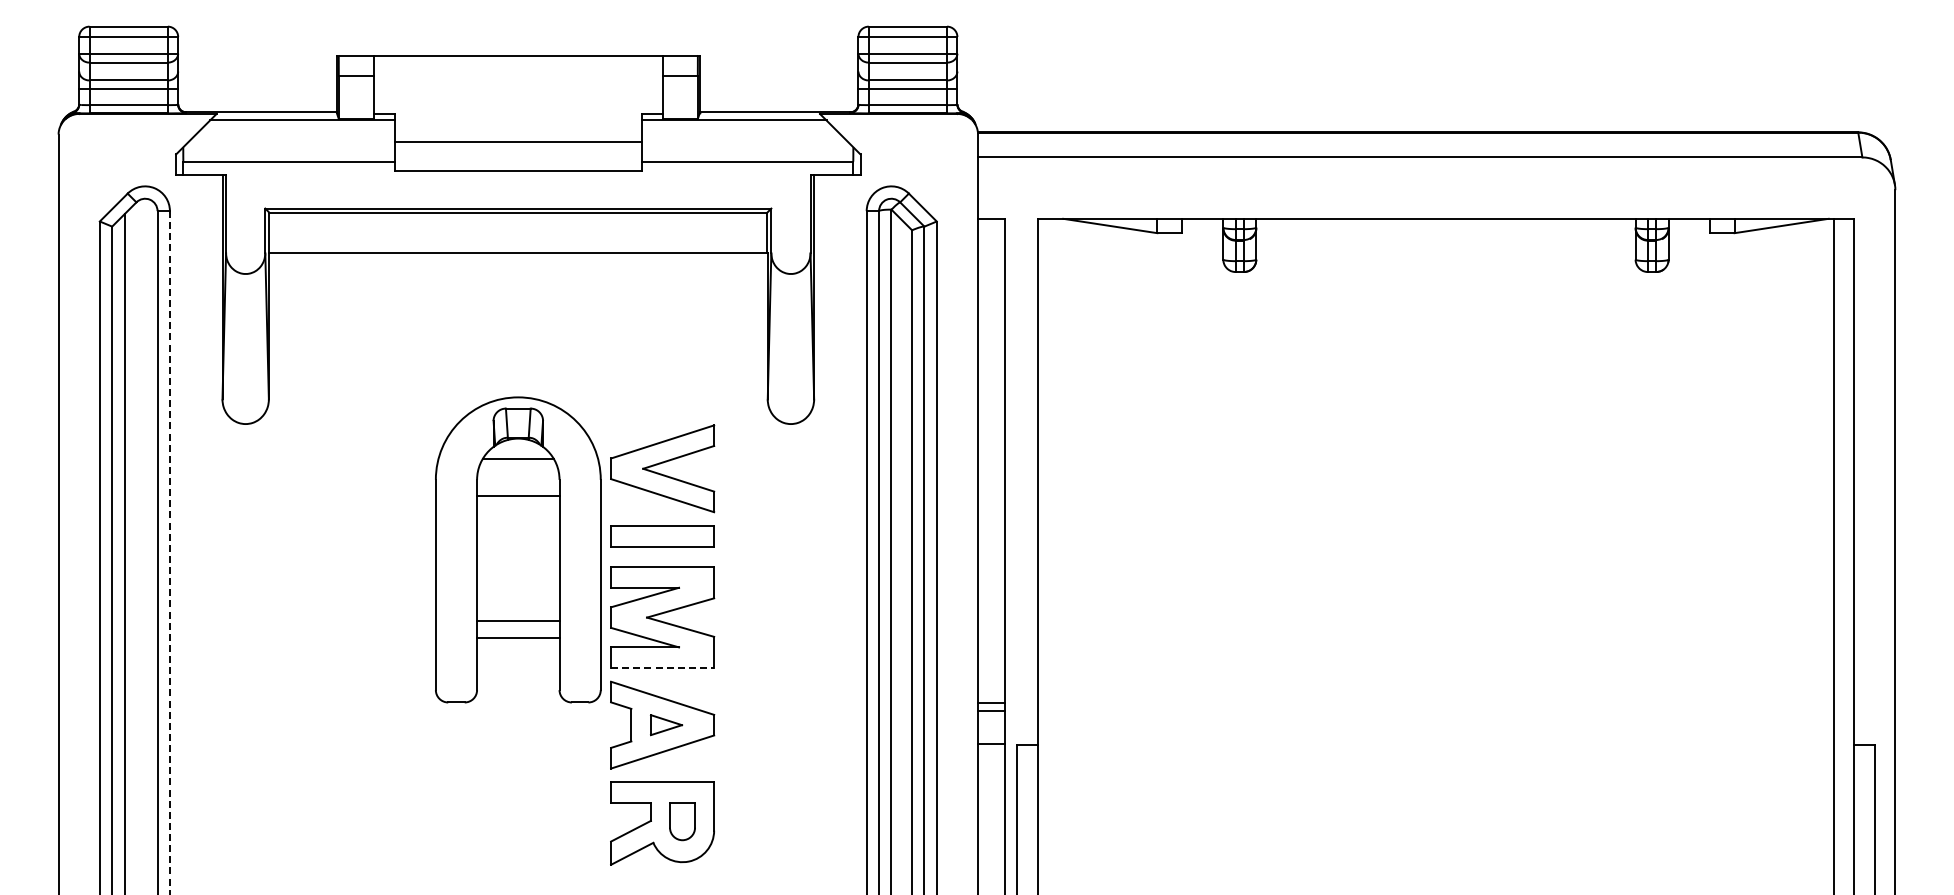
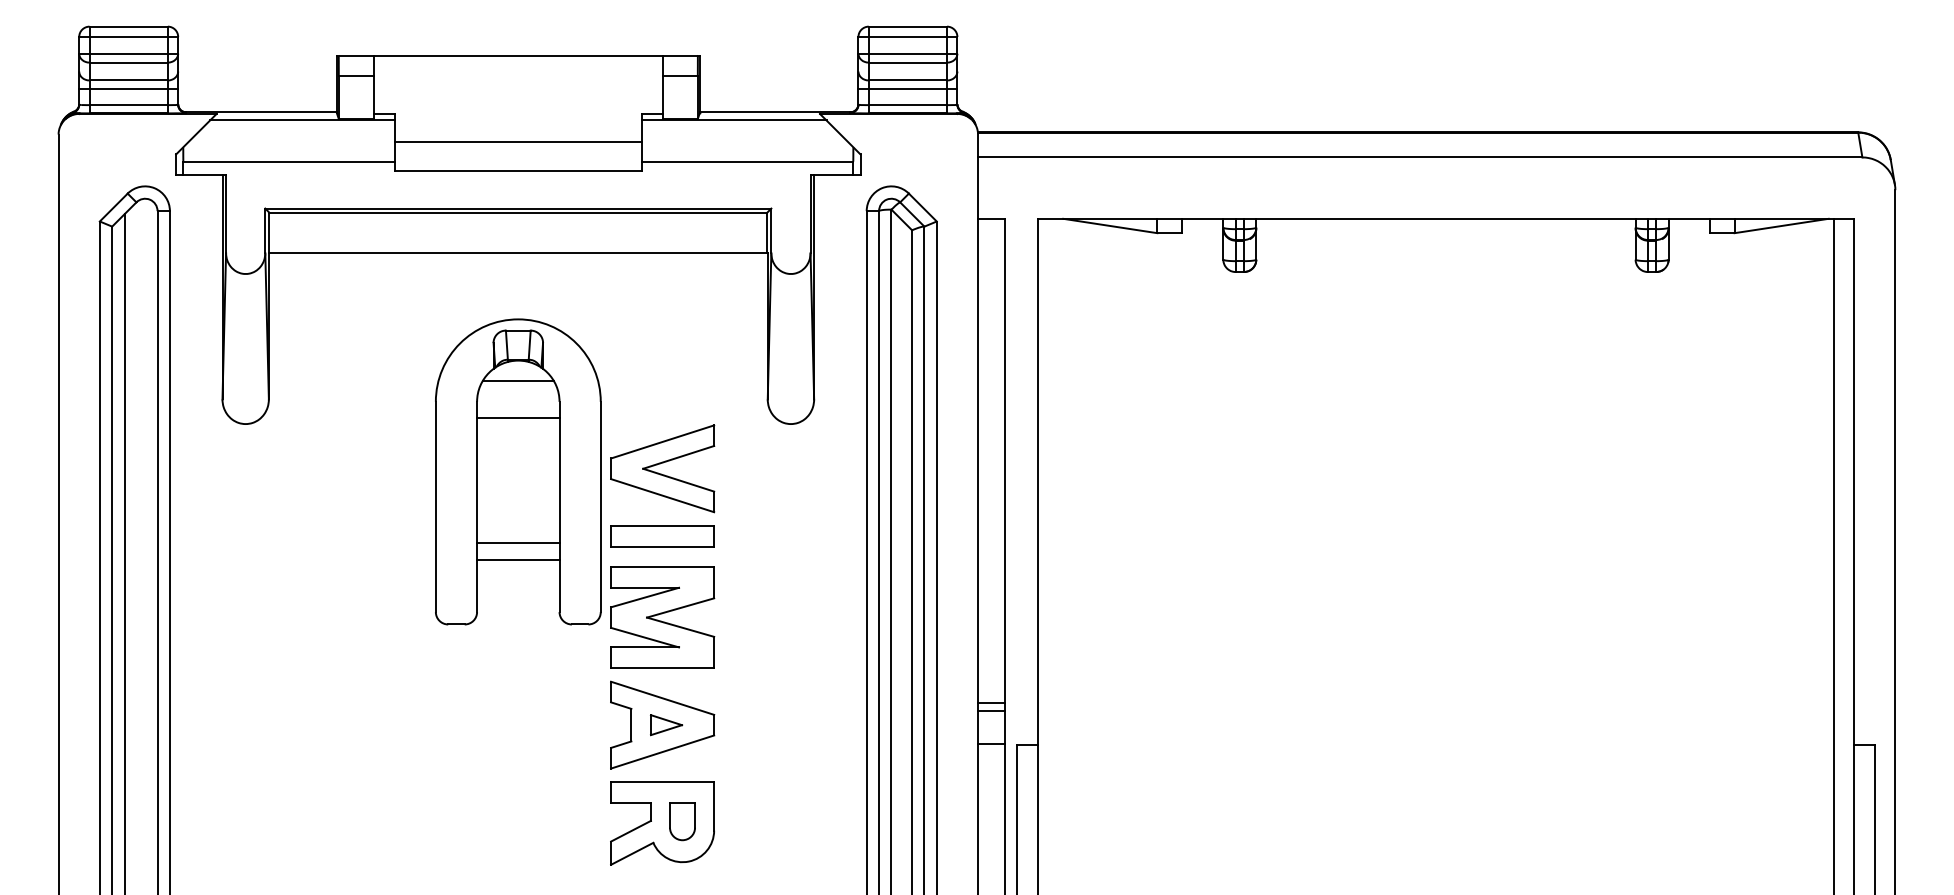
part position: (518, 549) -> (518, 471) (518, 471)
line: dashed -> solid (169, 552)
line: dashed -> solid (662, 668)
